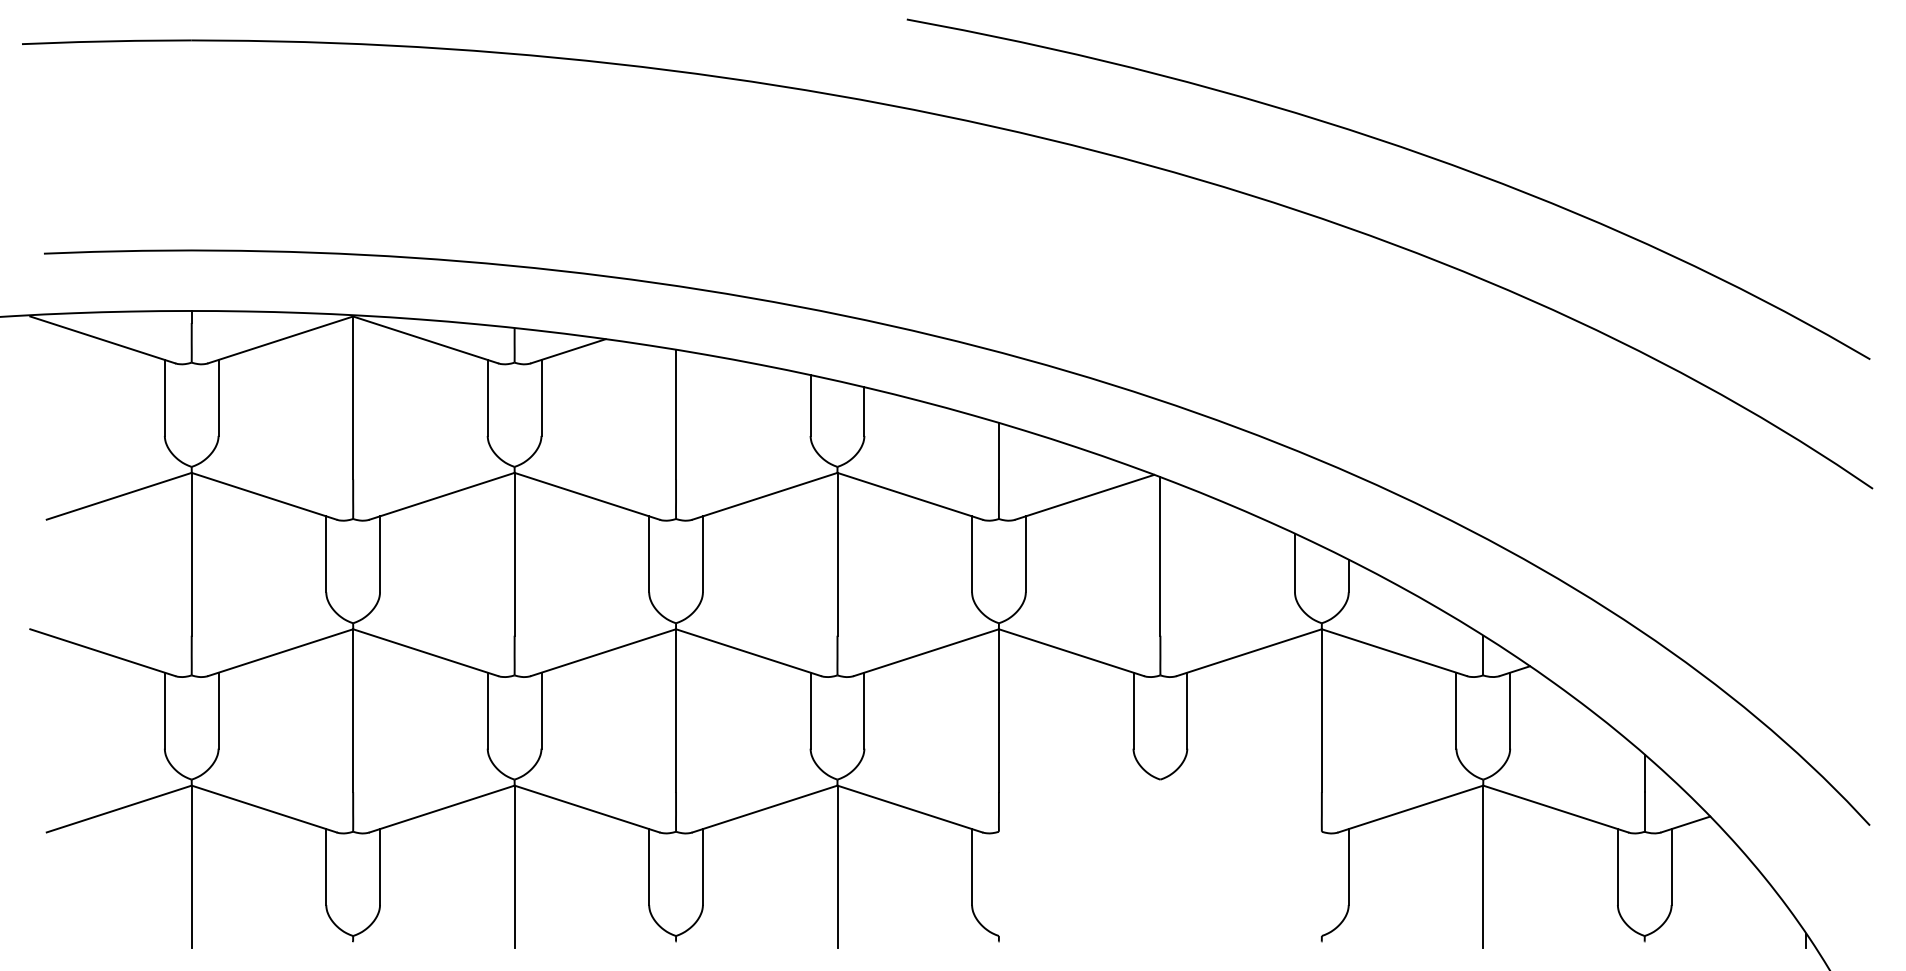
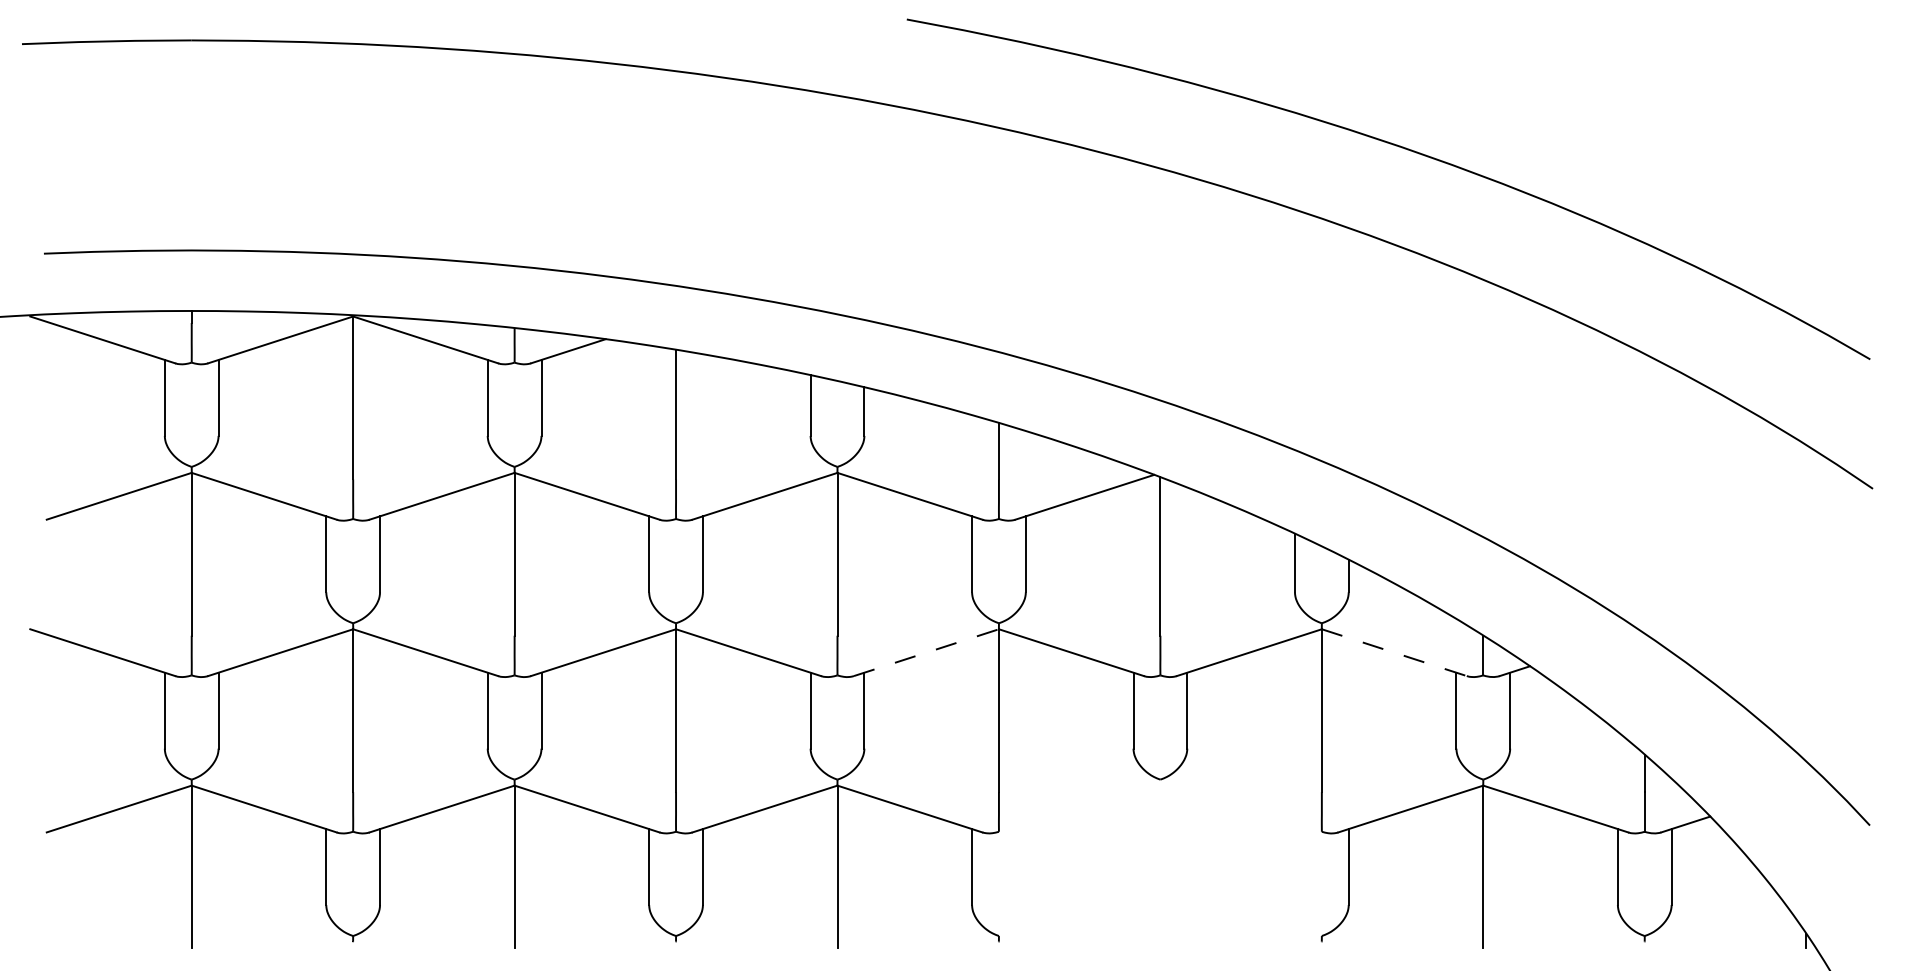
line: solid -> dashed (926, 652)
line: solid -> dashed (1394, 652)
